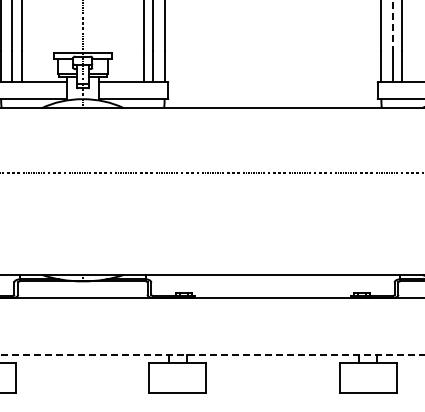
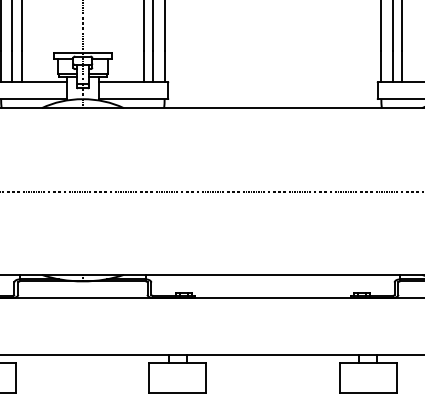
line: dashed -> solid (392, 25)
line position: (211, 172) -> (211, 191) (211, 191)
line: dashed -> solid (213, 355)
